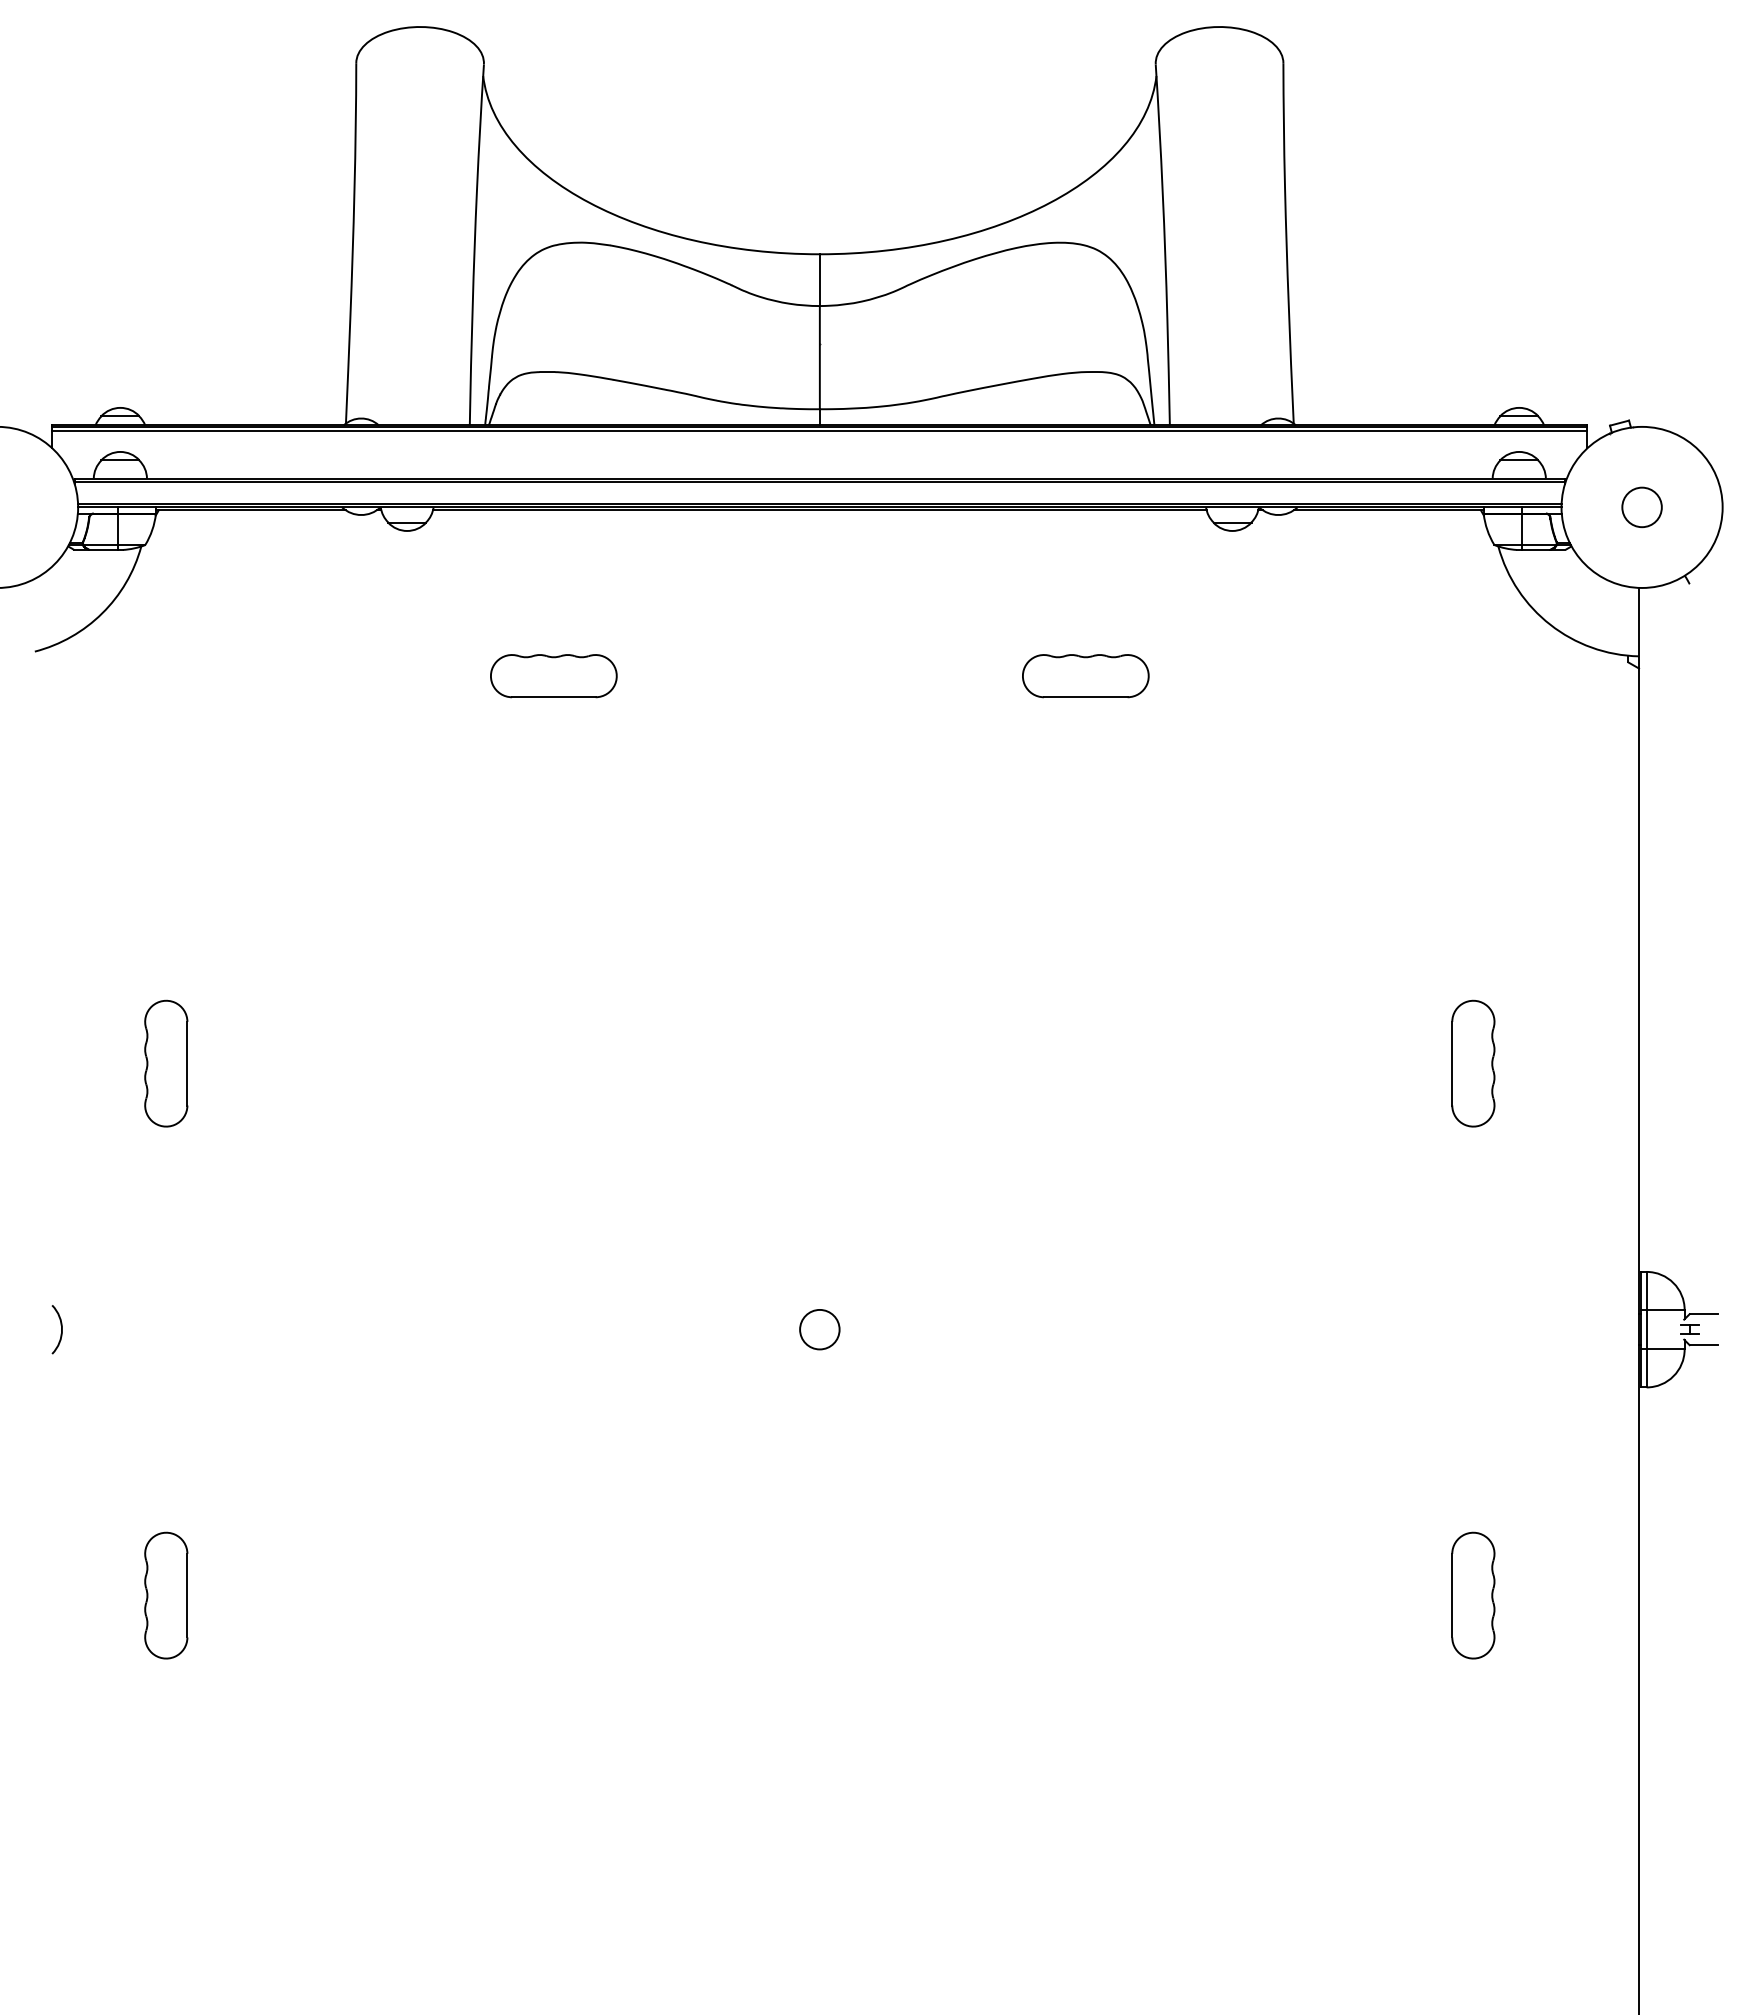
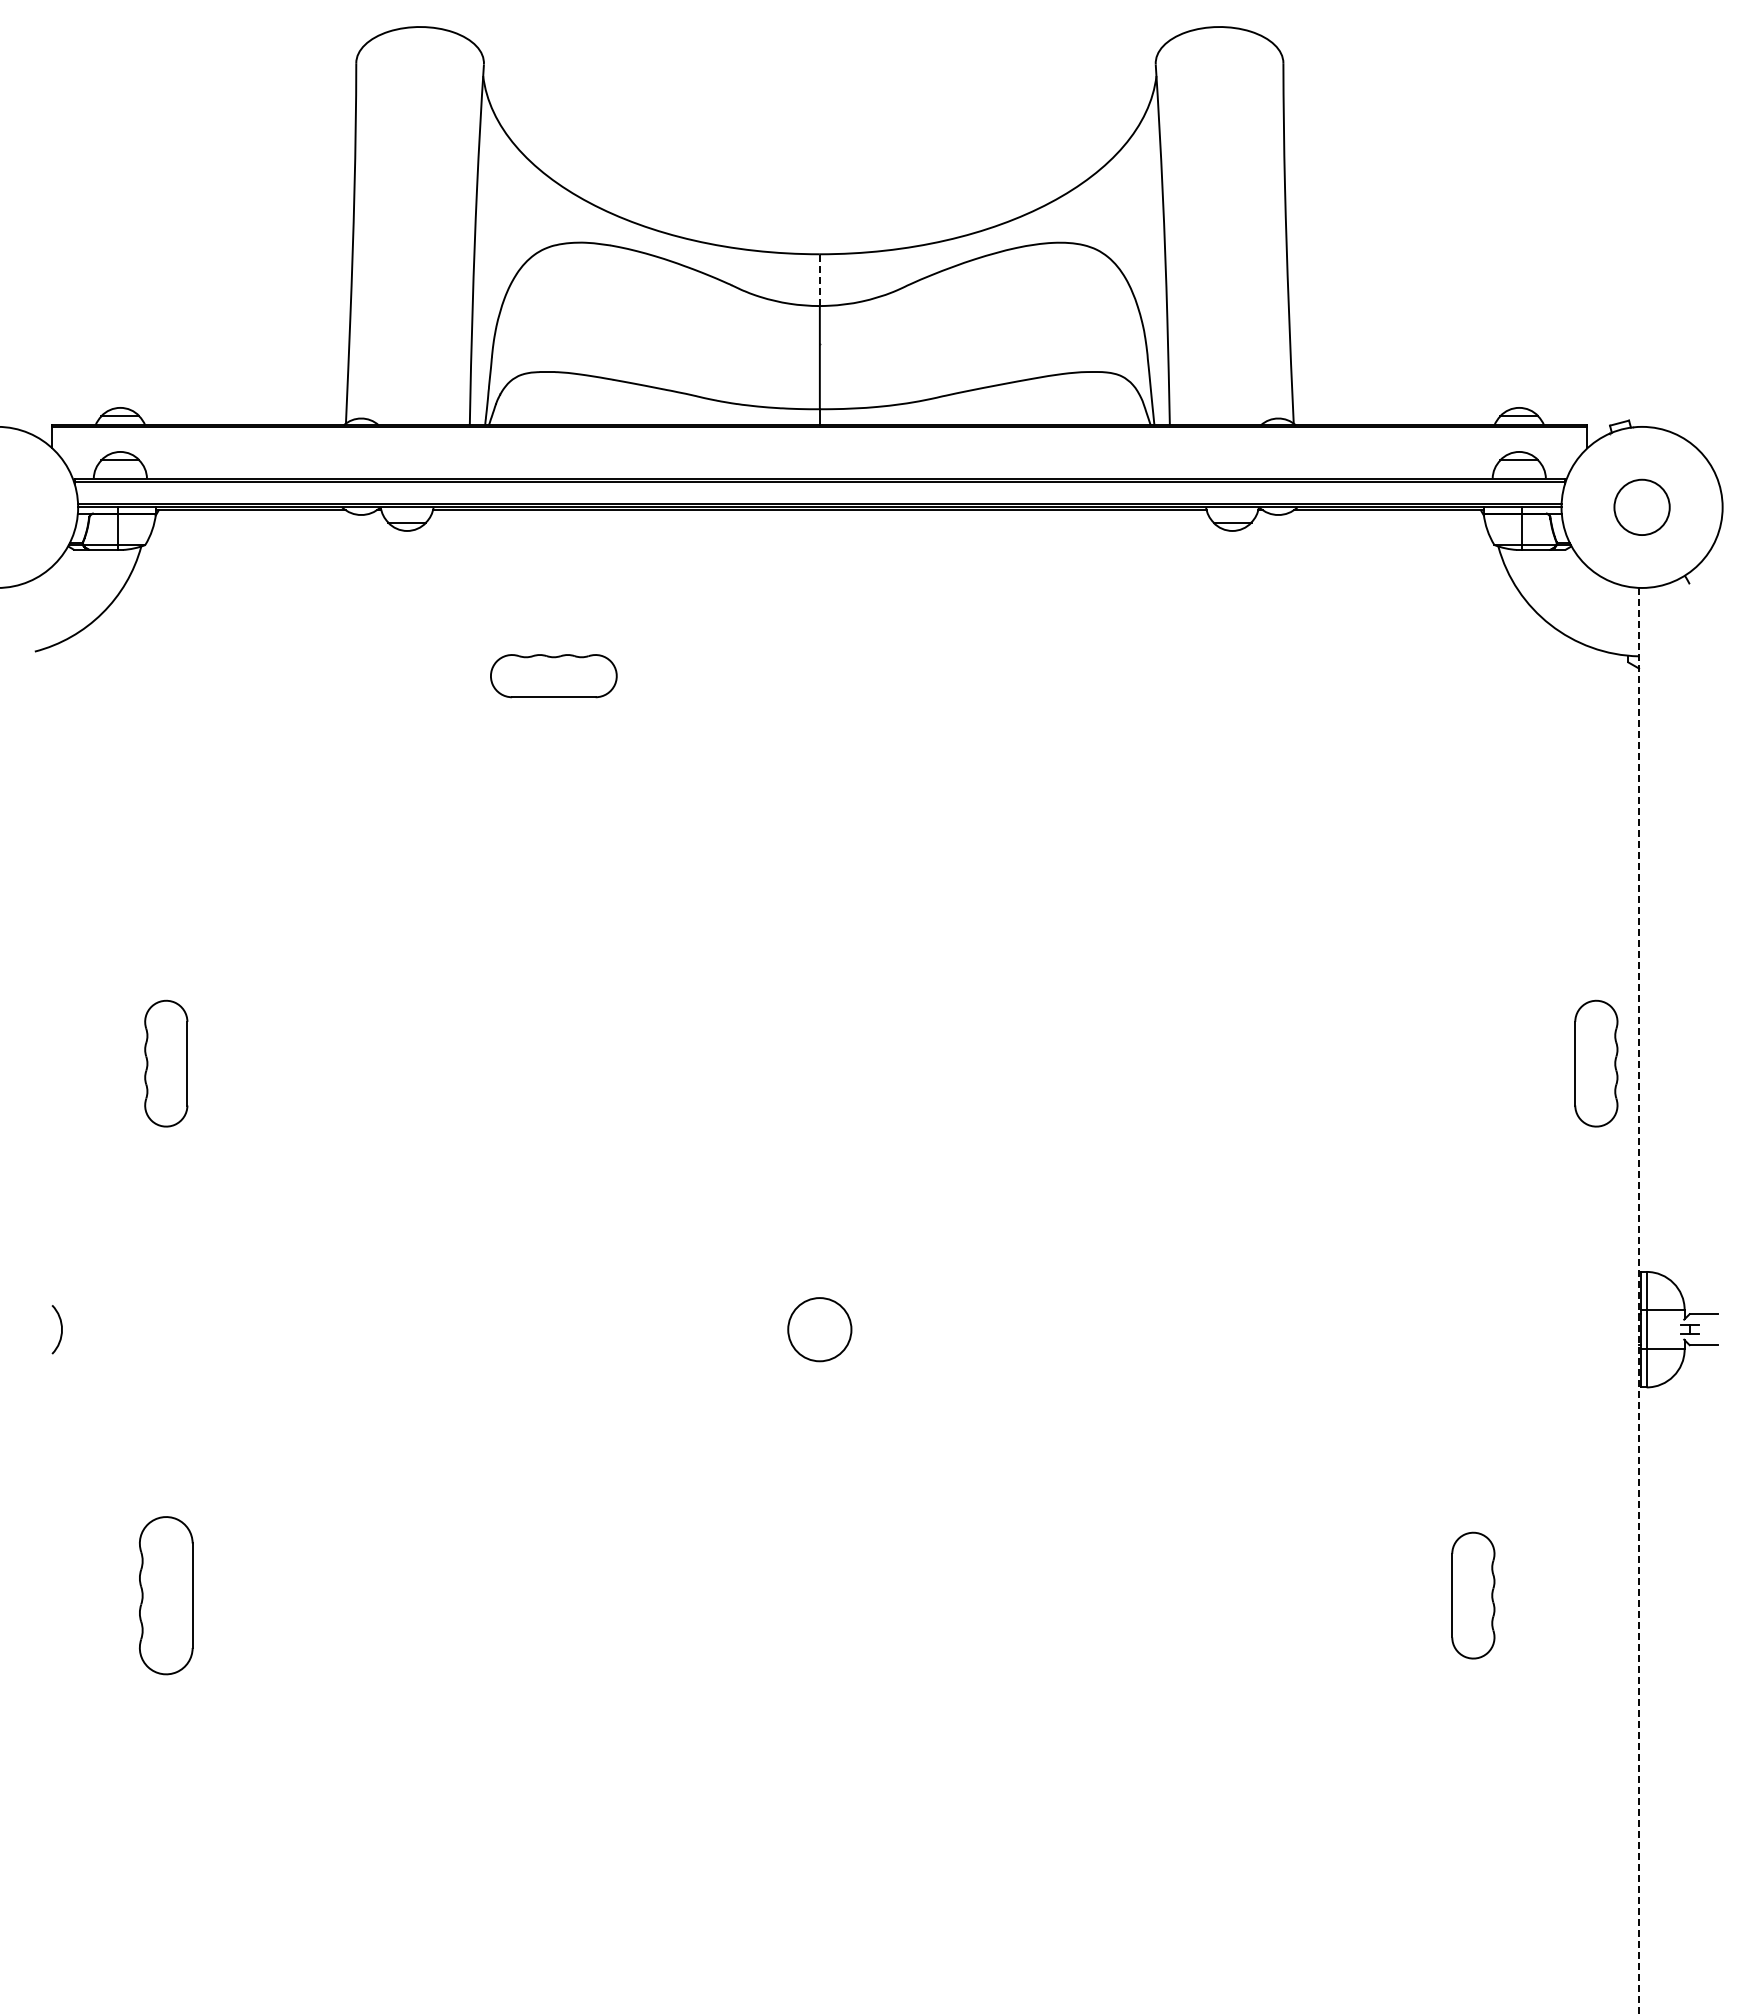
line: solid -> dashed (819, 280)
line: present -> none (819, 430)
circle diameter: 40 px -> 55 px (1641, 507)
part: present -> none (1085, 676)
part position: (1473, 1063) -> (1596, 1063) (1596, 1063)
line: solid -> dashed (1639, 1301)
circle diameter: 40 px -> 63 px (819, 1329)
part size: 45x129 px -> 55x160 px (166, 1595)
